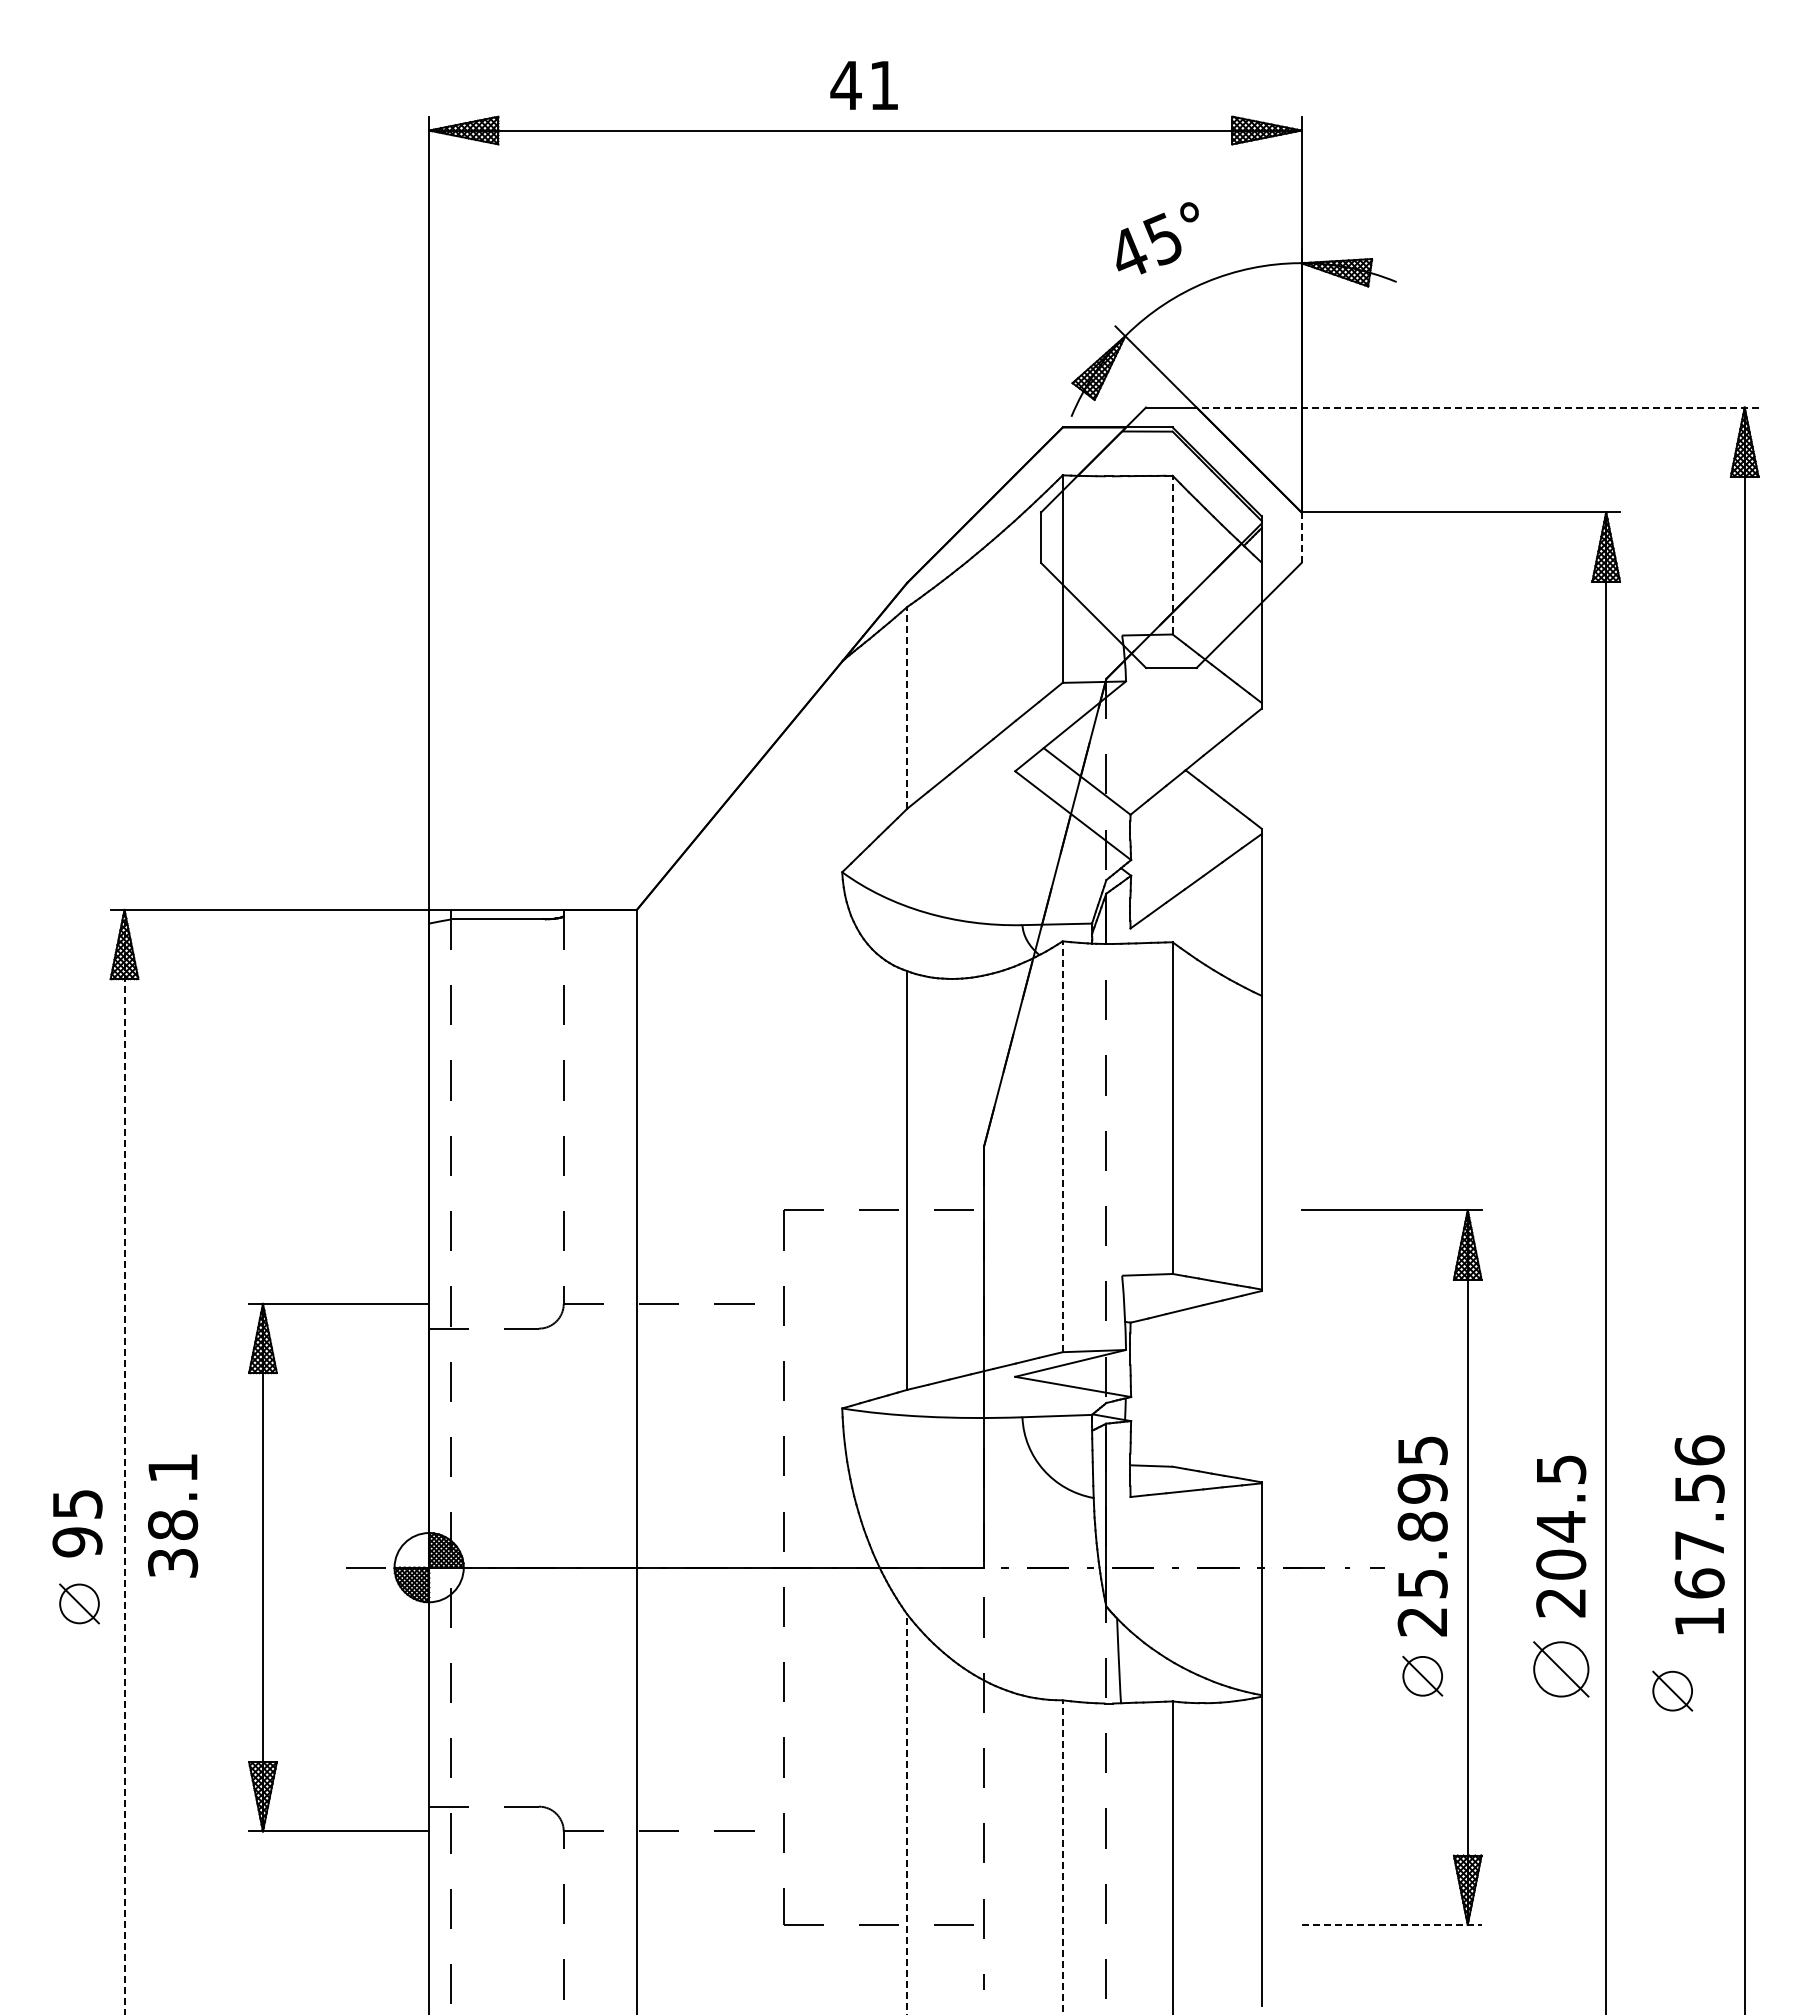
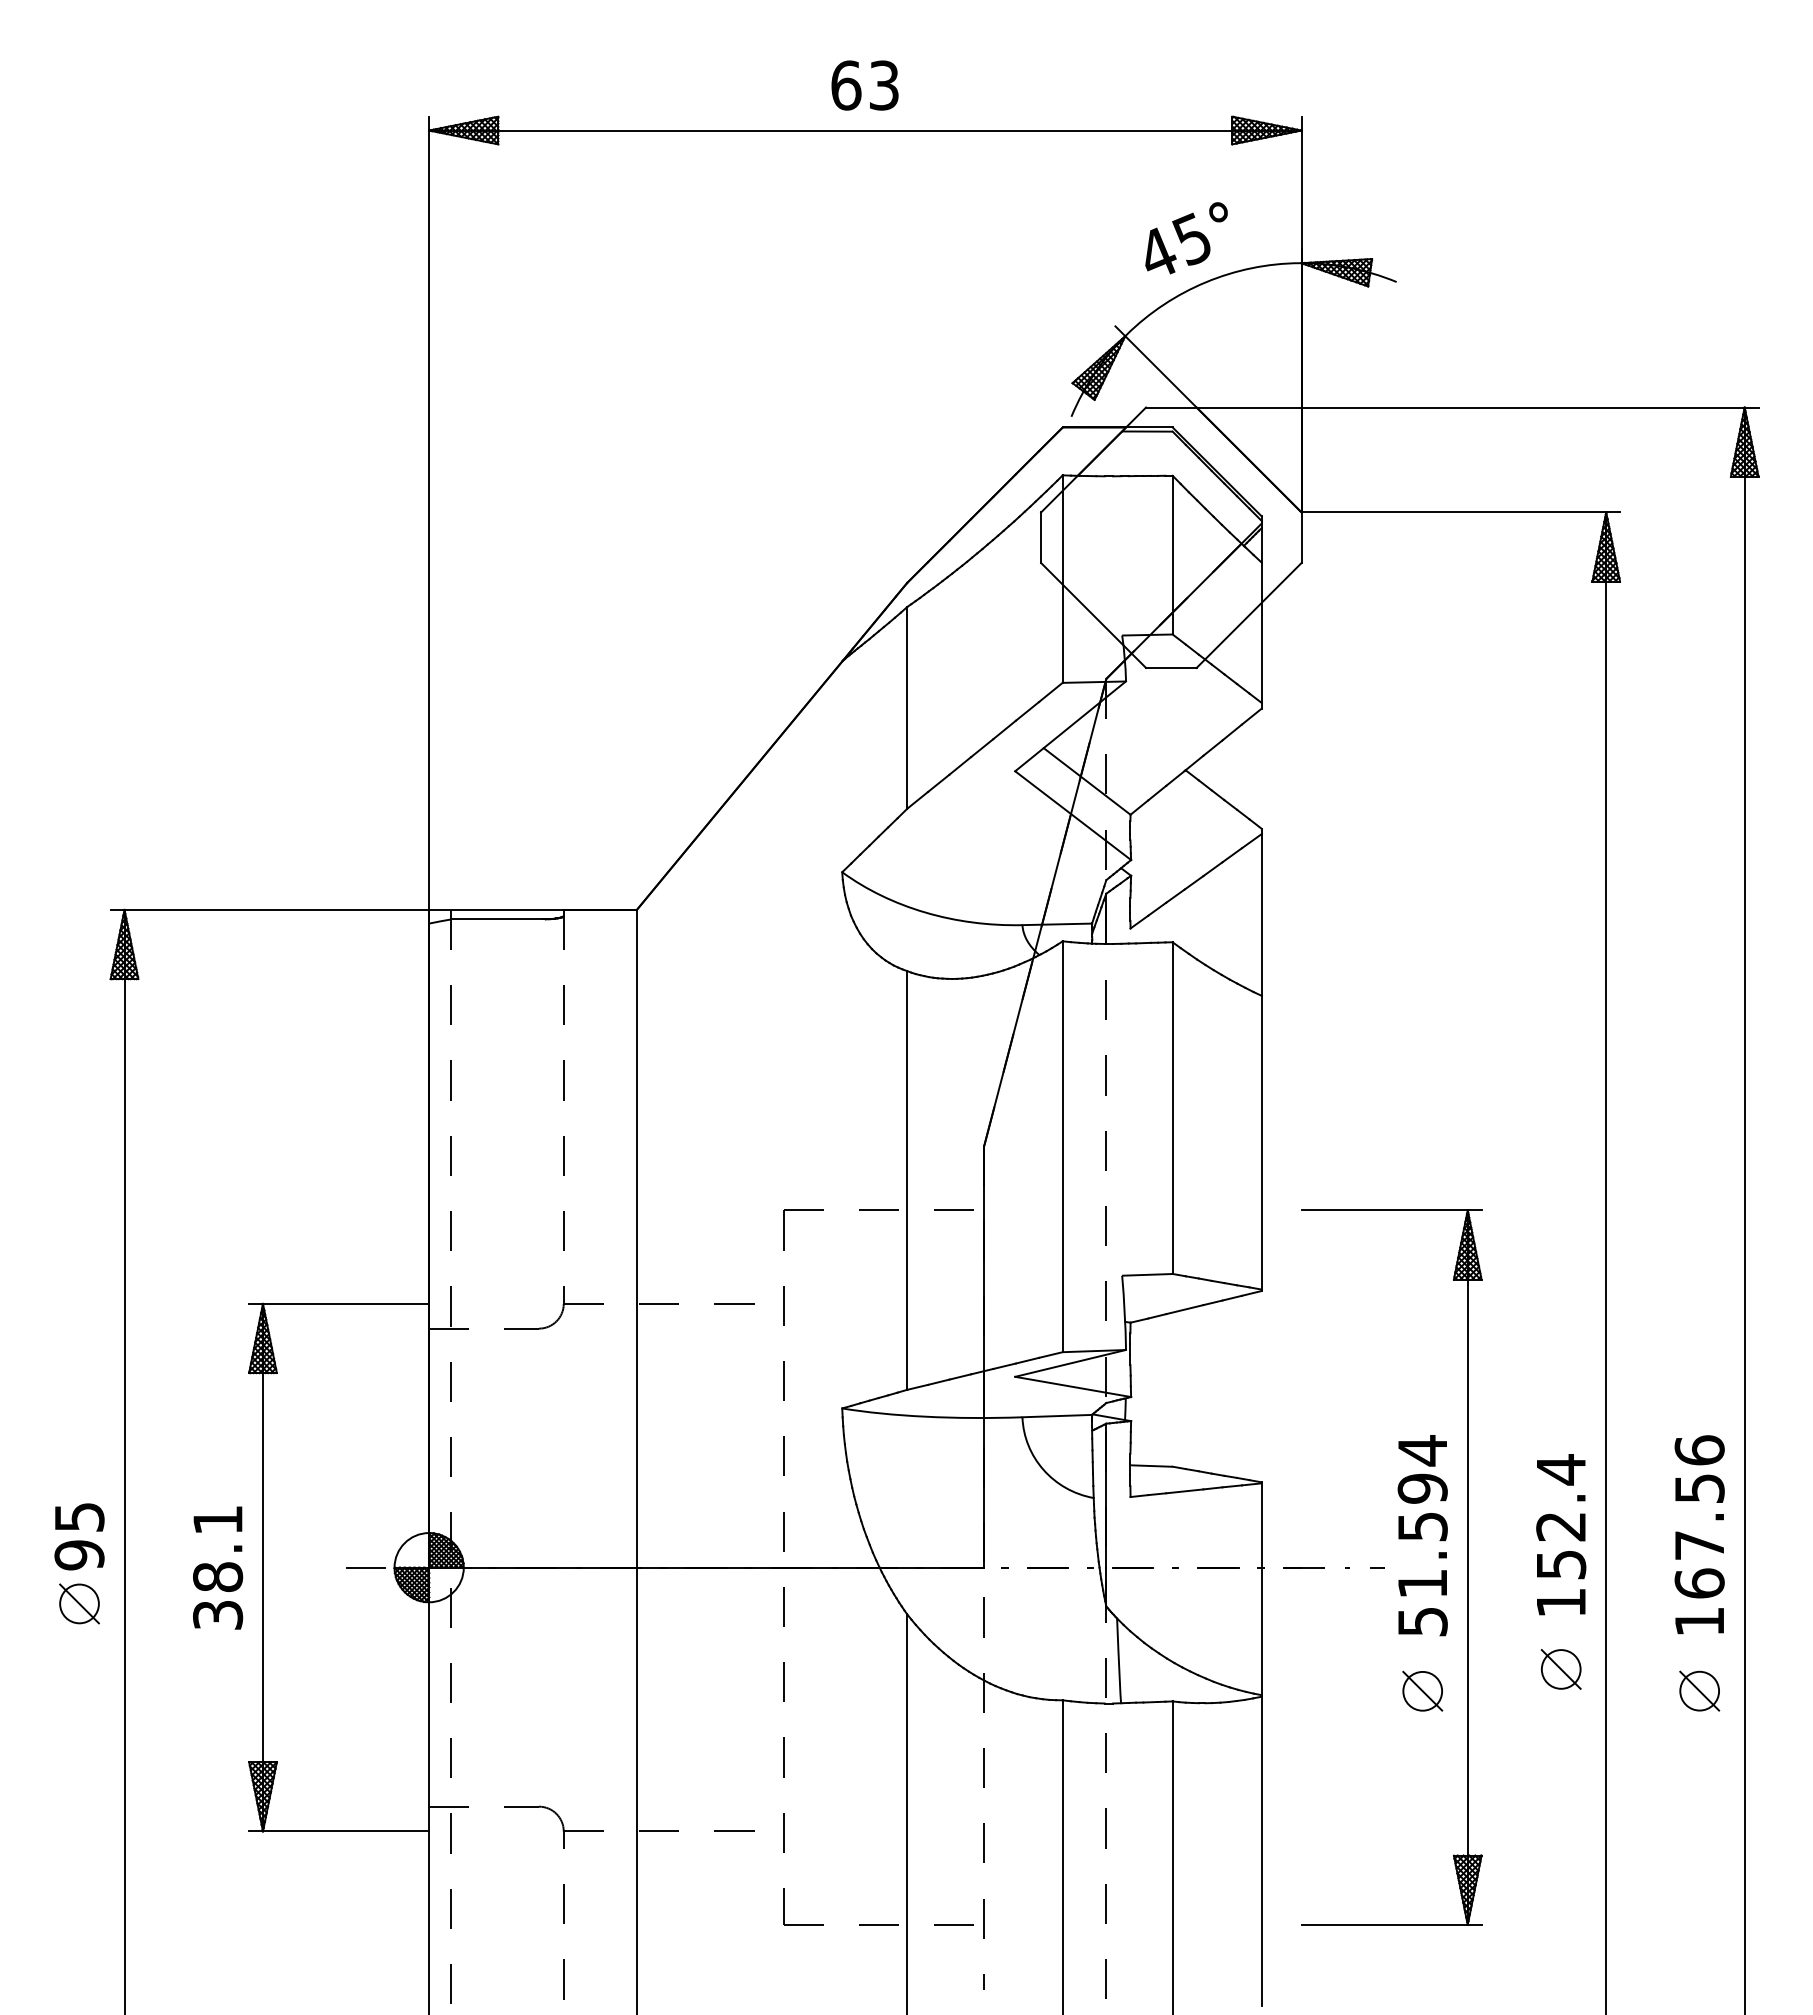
text: 41 -> 63 (864, 85)
text position: (1157, 238) -> (1186, 238) (1186, 238)
line: dashed -> solid (1477, 407)
line: dashed -> solid (1301, 537)
line: dashed -> solid (1172, 554)
line: dashed -> solid (907, 707)
line: dashed -> solid (1062, 1146)
line: dashed -> solid (124, 1461)
text position: (173, 1515) -> (218, 1567) (218, 1567)
text position: (77, 1523) -> (79, 1536) (79, 1536)
text: 25.895 -> 51.594 (1422, 1535)
text: 204.5 -> 152.4 (1561, 1535)
part size: 57x57 px -> 42x41 px (1560, 1669)
part position: (1422, 1675) -> (1422, 1690) (1422, 1690)
part position: (1672, 1690) -> (1699, 1690) (1699, 1690)
line: dashed -> solid (907, 1814)
line: dashed -> solid (1062, 1856)
line: dashed -> solid (1392, 1924)
